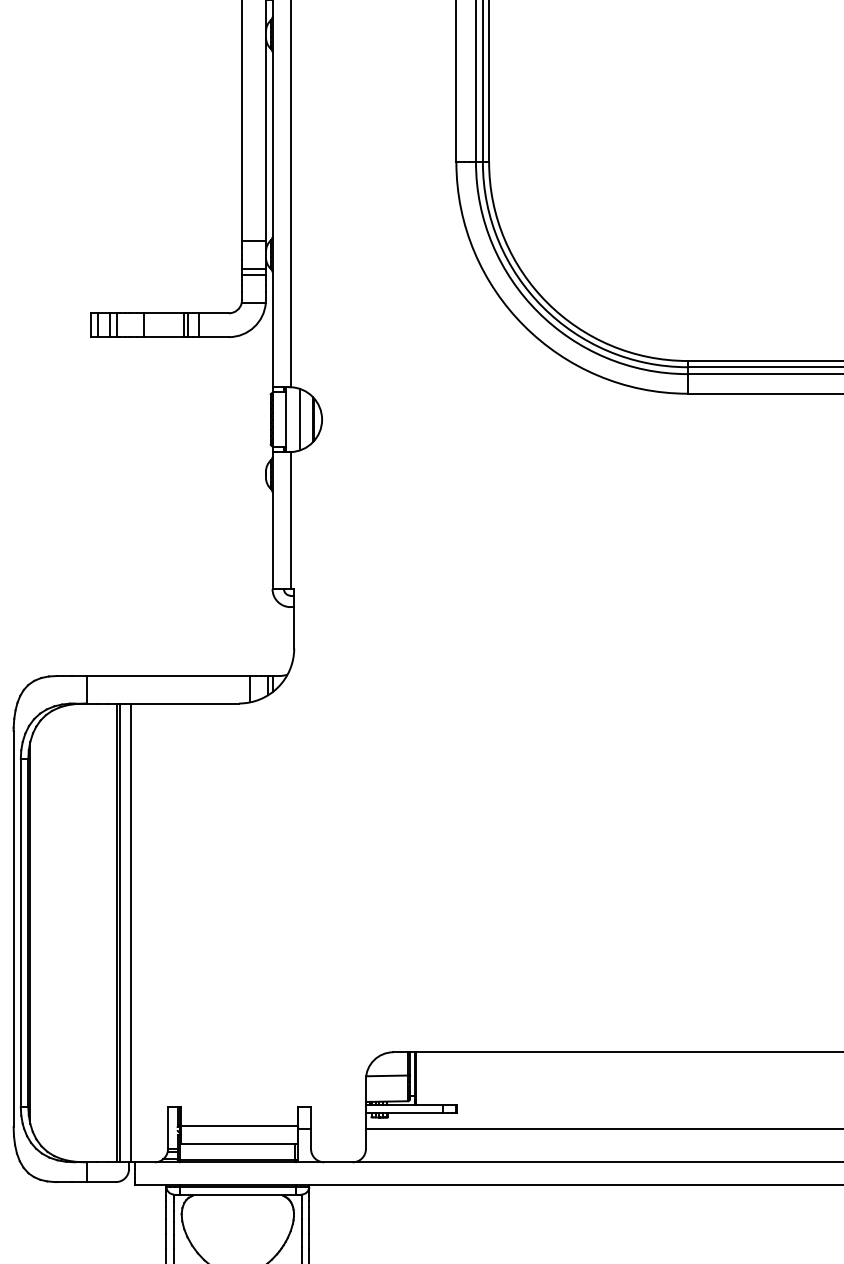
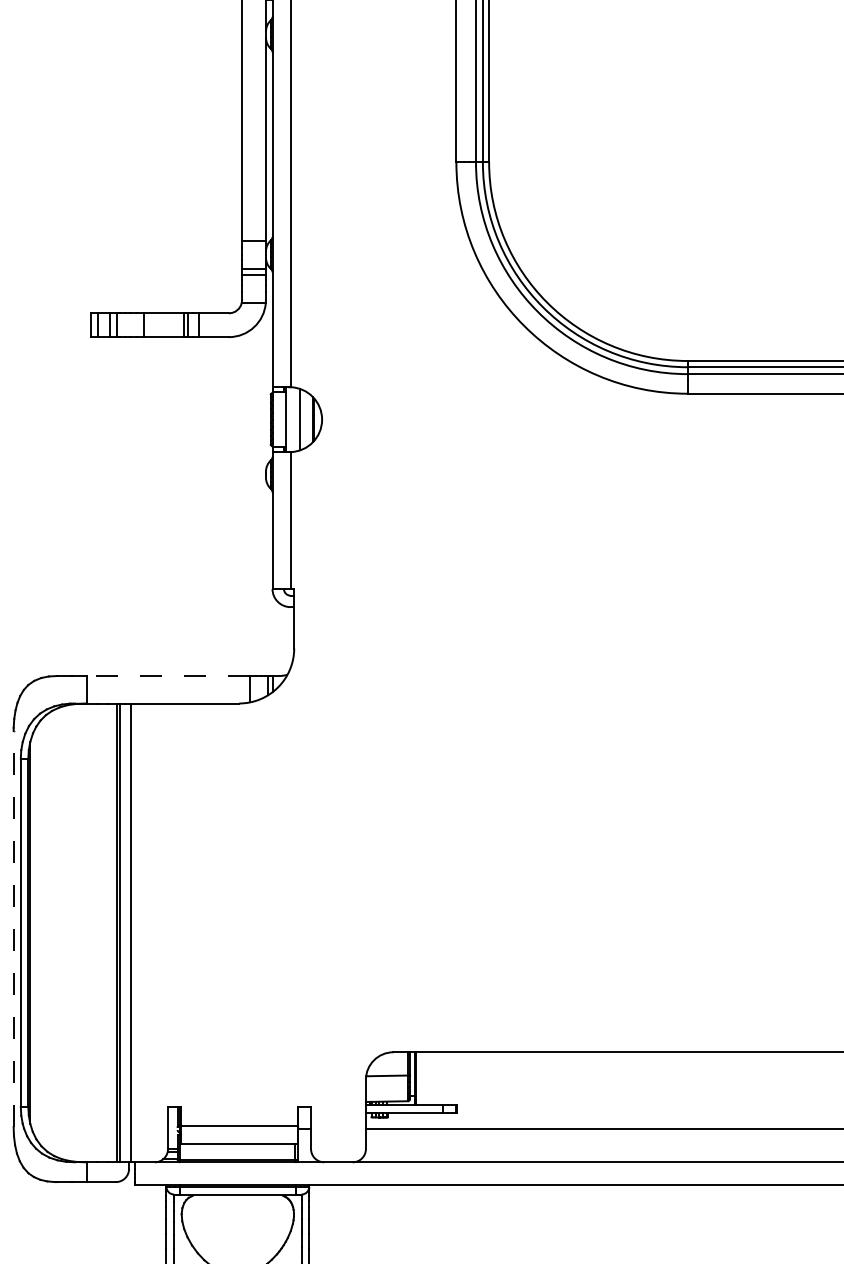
line: solid -> dashed (168, 676)
line: solid -> dashed (13, 928)
